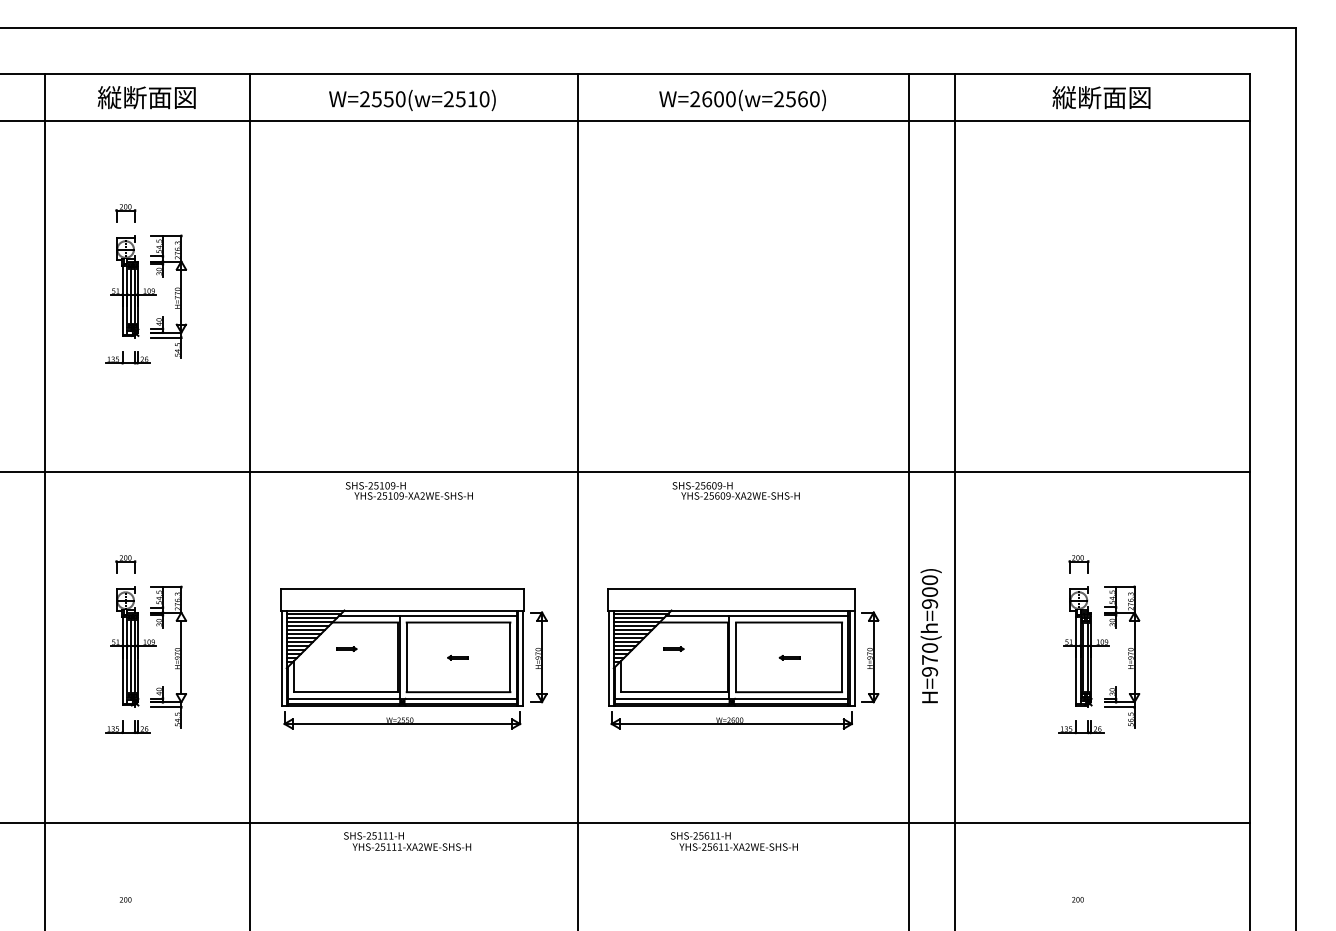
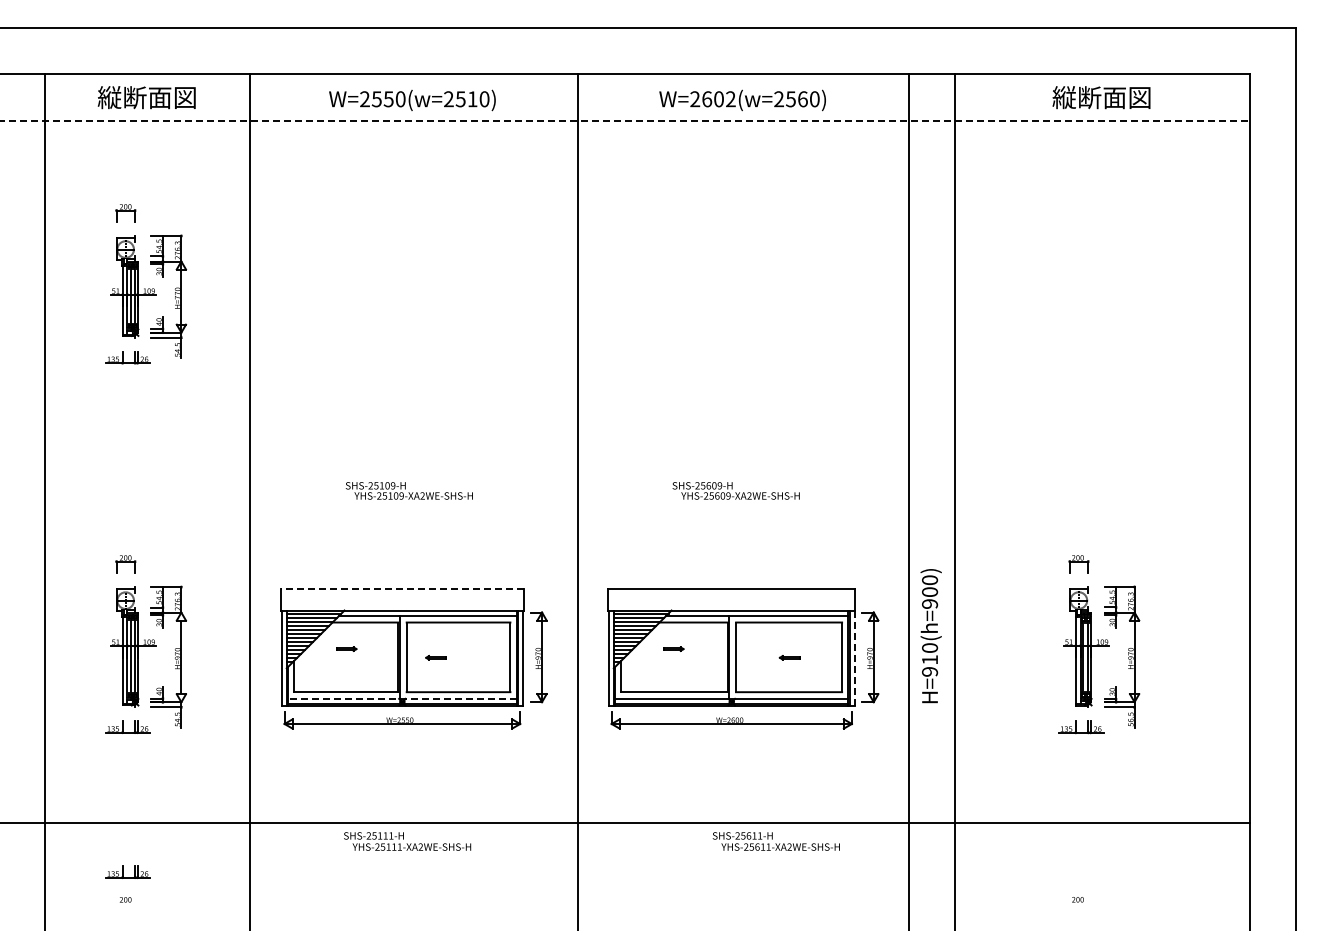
text: W=2600(w=2560) -> W=2602(w=2560) (730, 99)
line: solid -> dashed (625, 120)
line: present -> none (625, 471)
line: solid -> dashed (401, 588)
part position: (457, 657) -> (435, 657) (435, 657)
line: solid -> dashed (854, 658)
text: H=970(h=900) -> H=910(h=900) (929, 659)
line: solid -> dashed (401, 698)
text position: (733, 841) -> (775, 841) (775, 841)
part: none -> present (127, 871)
